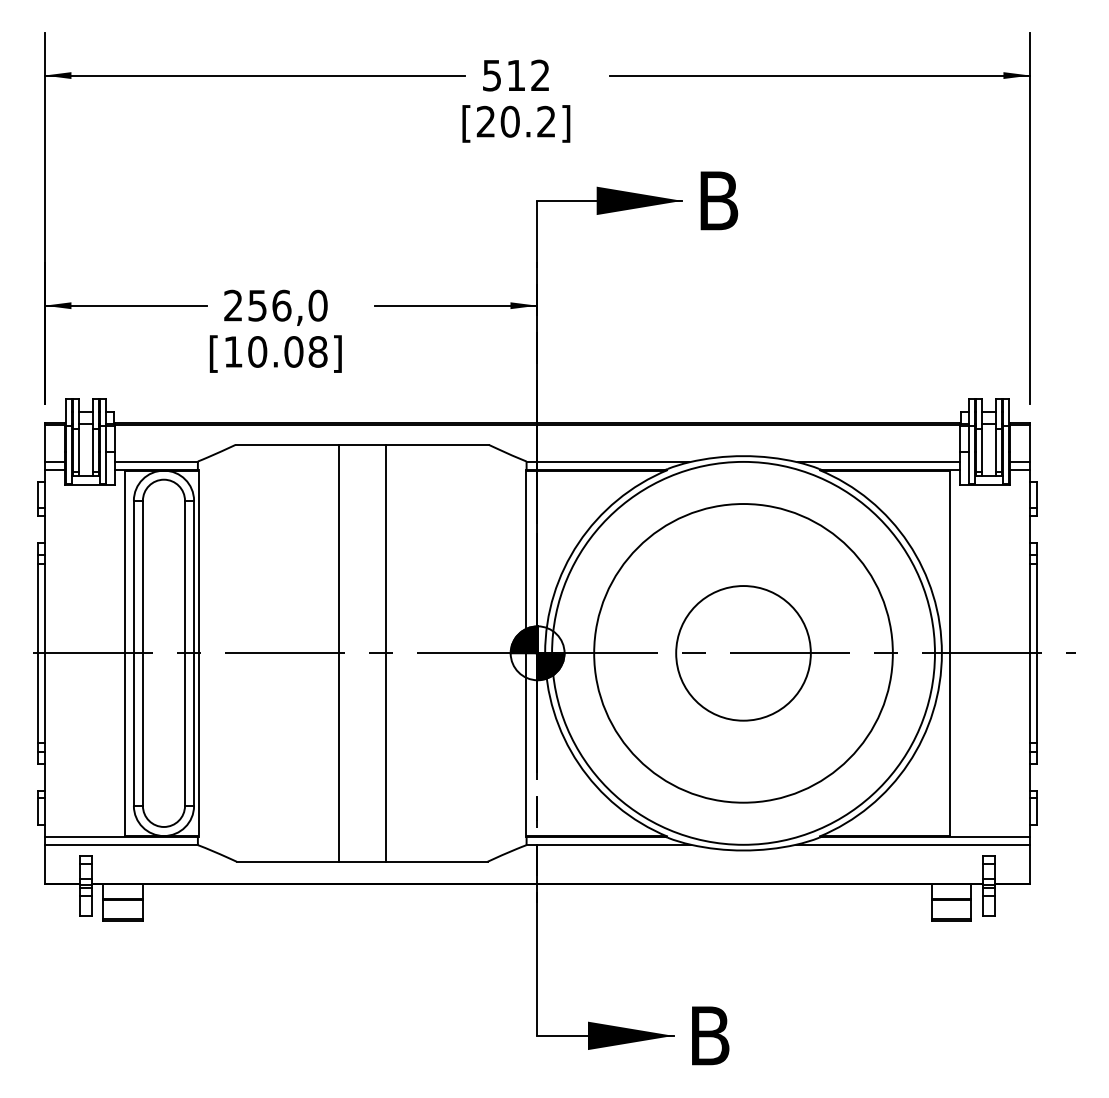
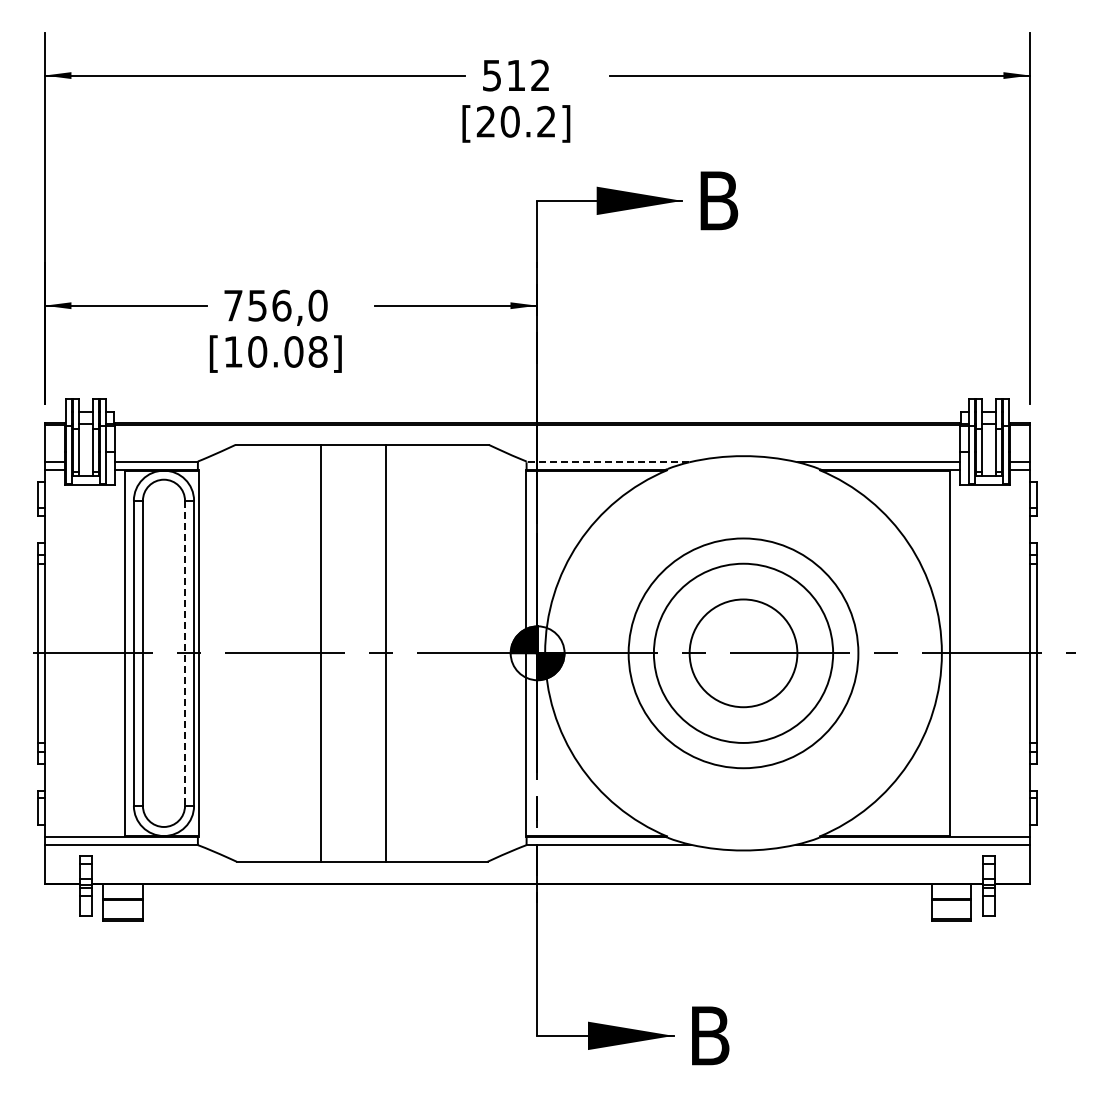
text: 256,0 -> 756,0 (233, 305)
line: solid -> dashed (607, 462)
line position: (338, 652) -> (320, 652) (320, 652)
circle diameter: 383 px -> 230 px (743, 653)
line: solid -> dashed (185, 653)
circle diameter: 135 px -> 108 px (743, 653)
circle diameter: 299 px -> 179 px (743, 652)
